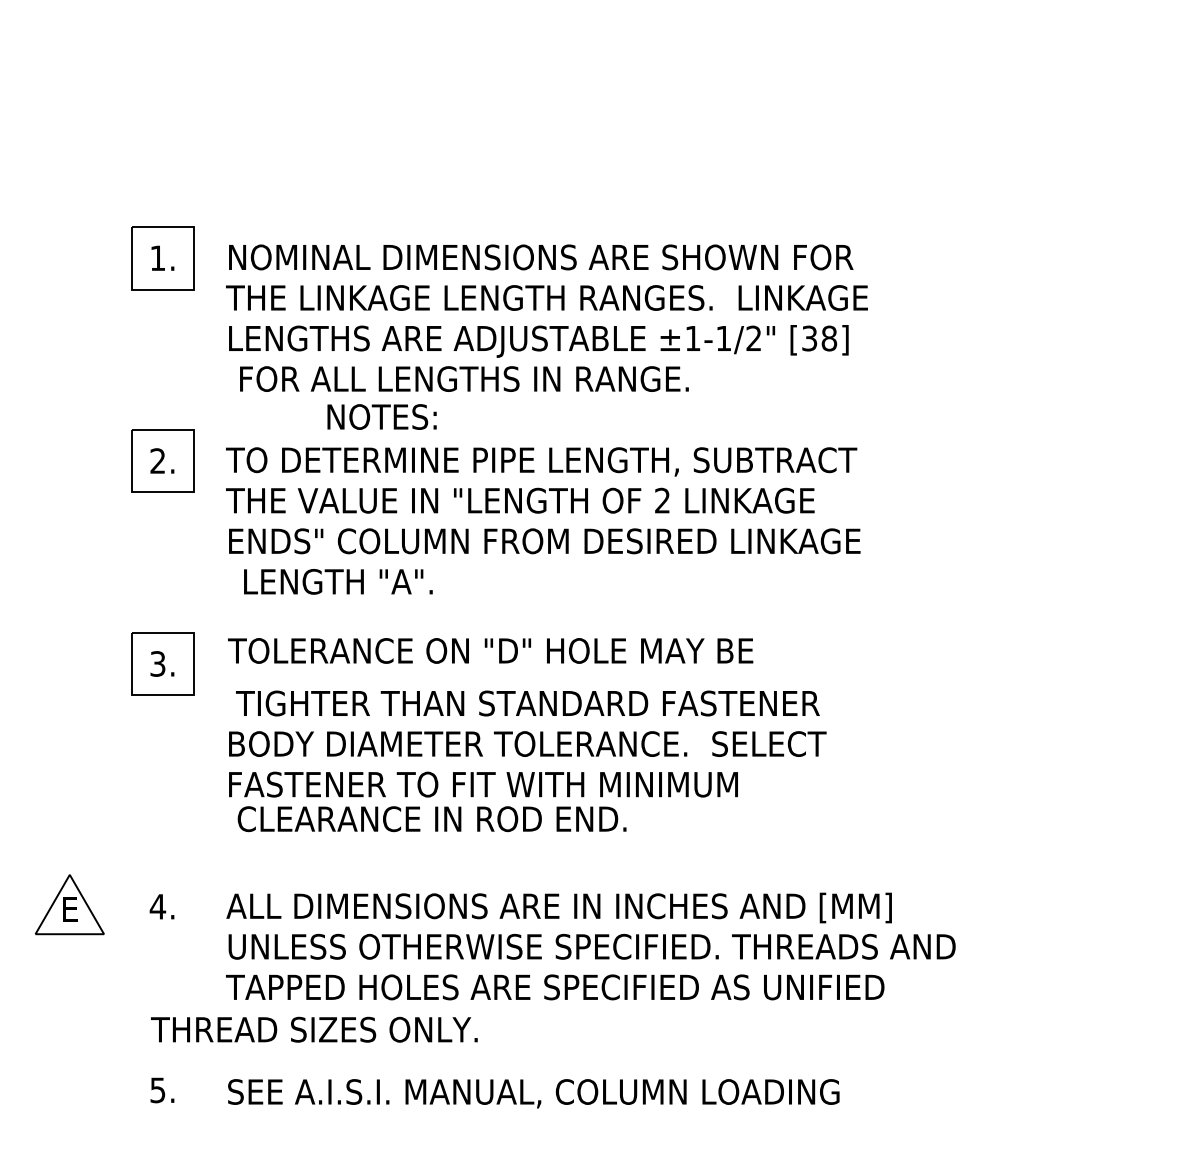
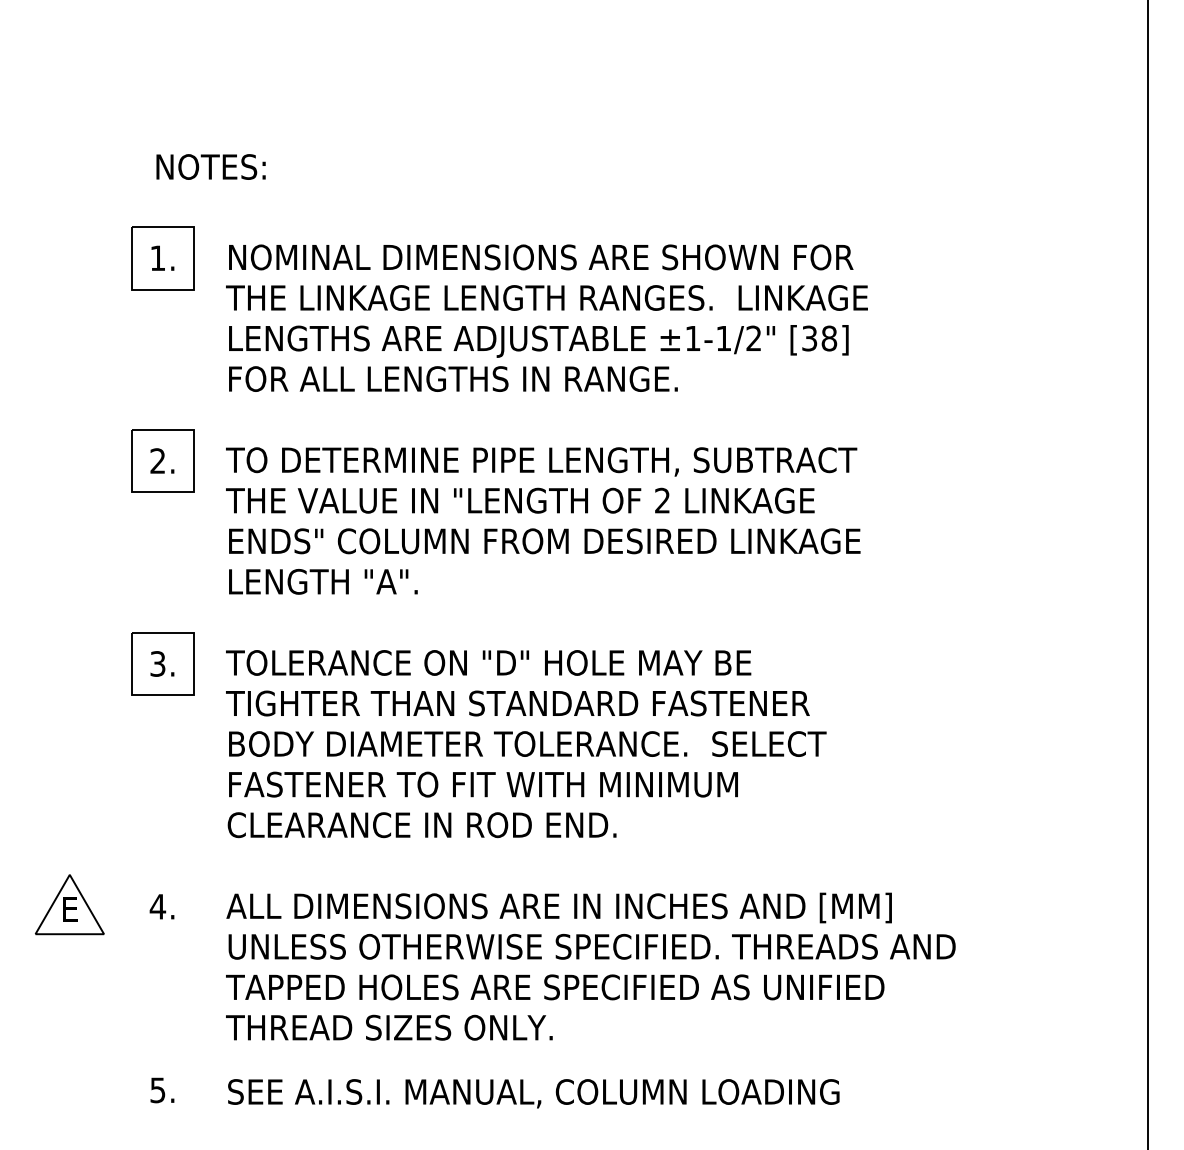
text position: (464, 378) -> (453, 378) (453, 378)
text position: (381, 416) -> (210, 166) (210, 166)
line: none -> present (1148, 574)
text position: (338, 581) -> (323, 581) (323, 581)
text position: (490, 650) -> (488, 662) (488, 662)
text position: (527, 703) -> (517, 703) (517, 703)
text position: (431, 819) -> (421, 825) (421, 825)
text position: (314, 1029) -> (389, 1027) (389, 1027)
